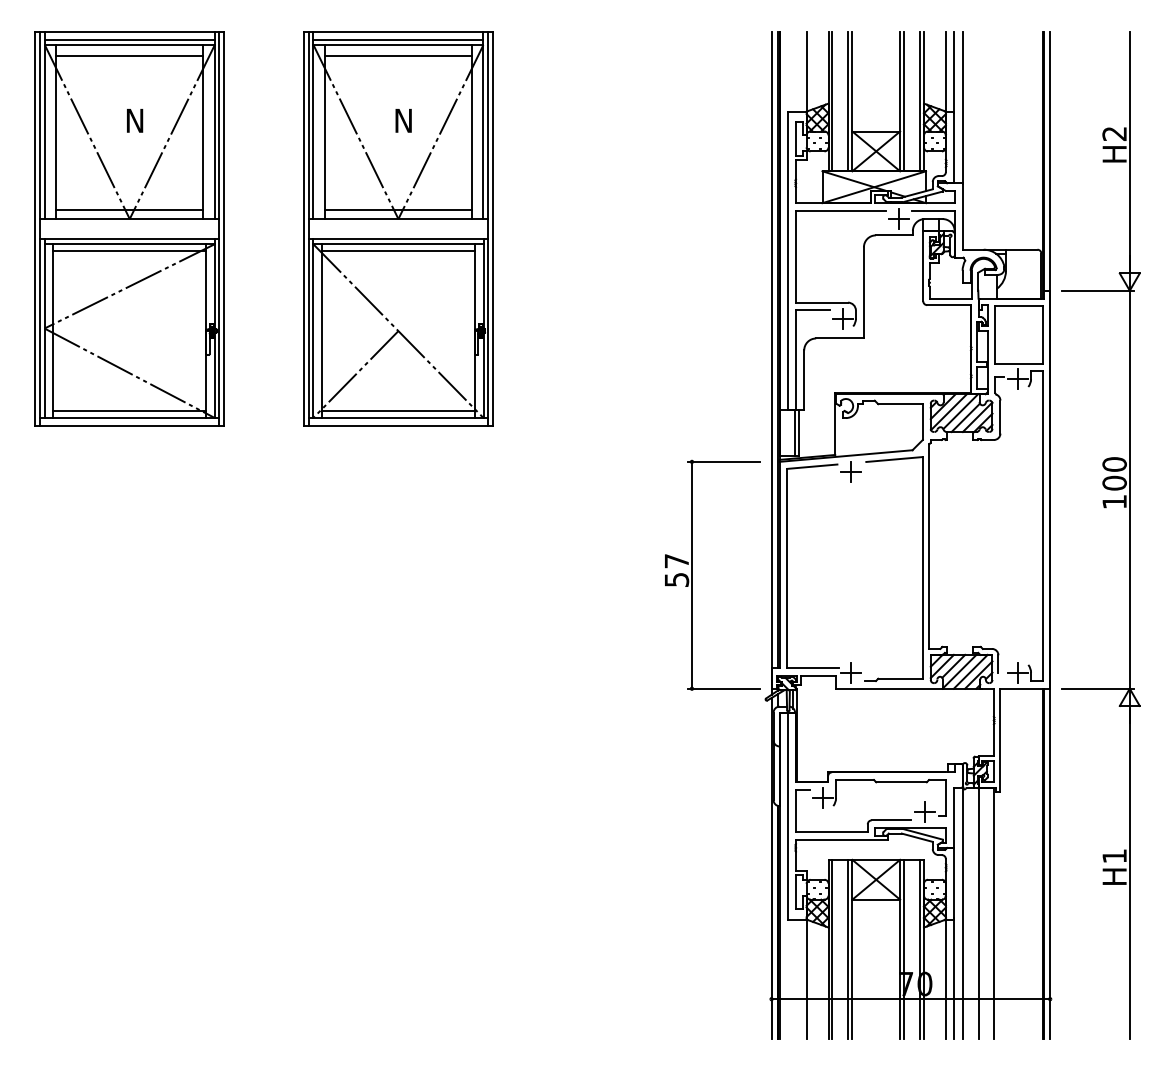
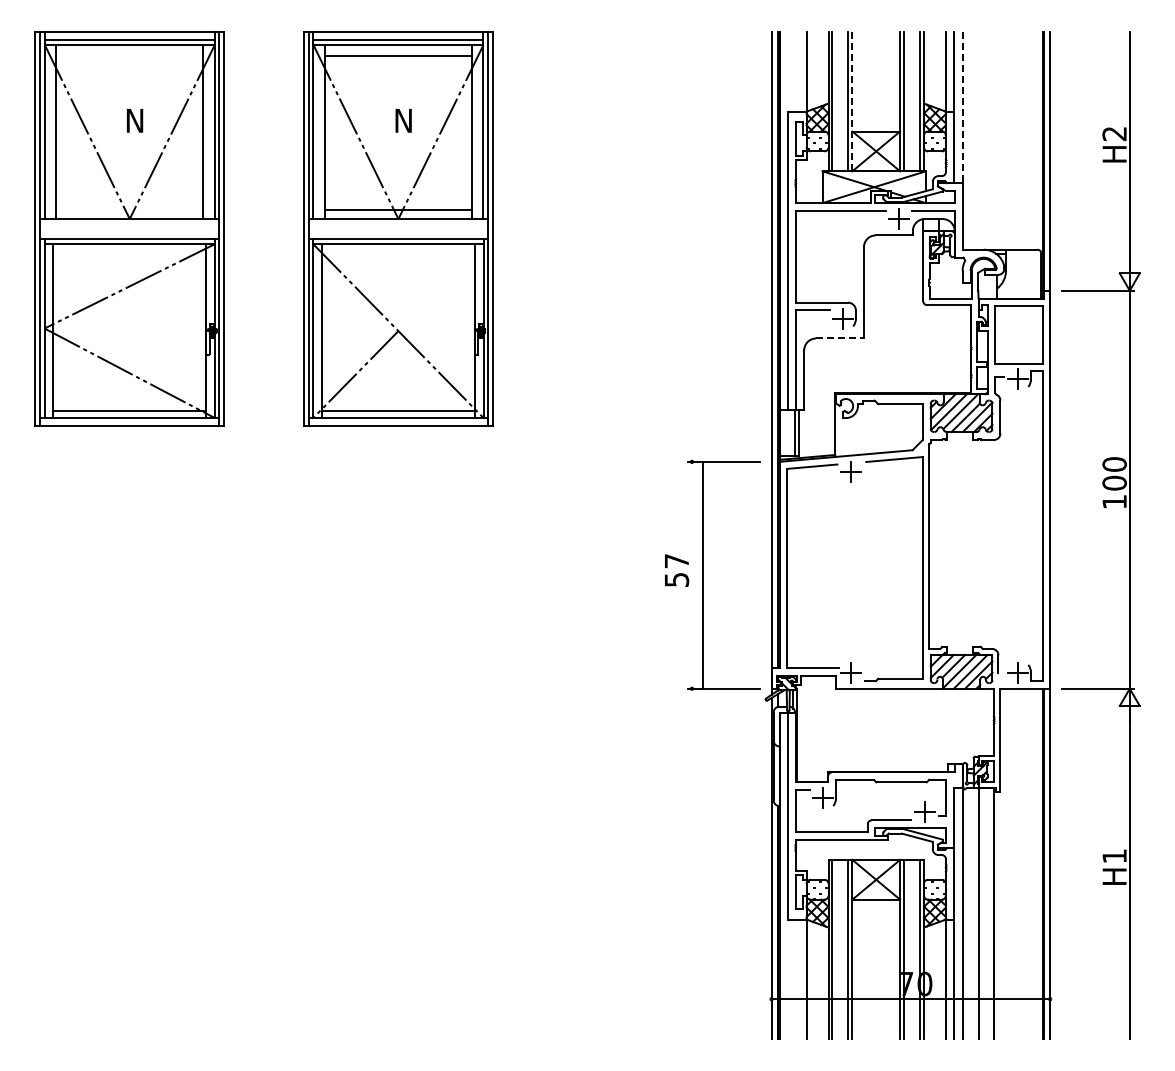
line: present -> none (129, 55)
line: solid -> dashed (852, 101)
line: solid -> dashed (962, 108)
line: present -> none (129, 210)
line: present -> none (129, 250)
line: present -> none (398, 250)
line: solid -> dashed (840, 338)
line position: (691, 574) -> (702, 574) (702, 574)
